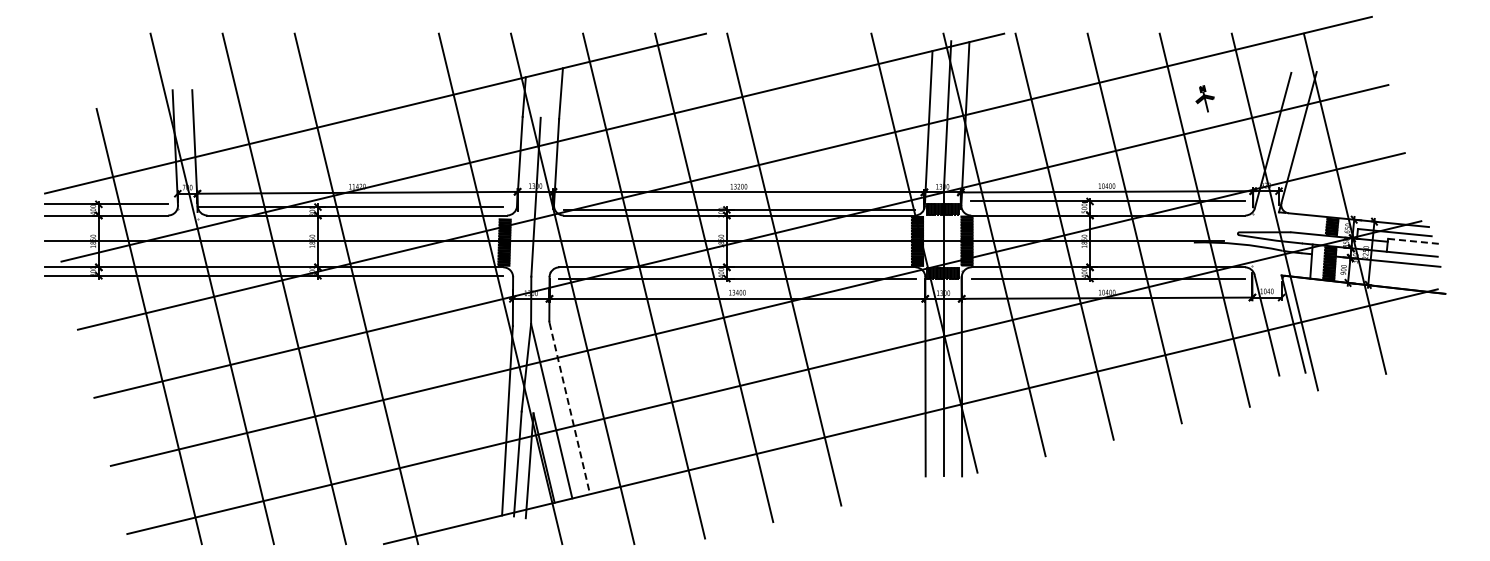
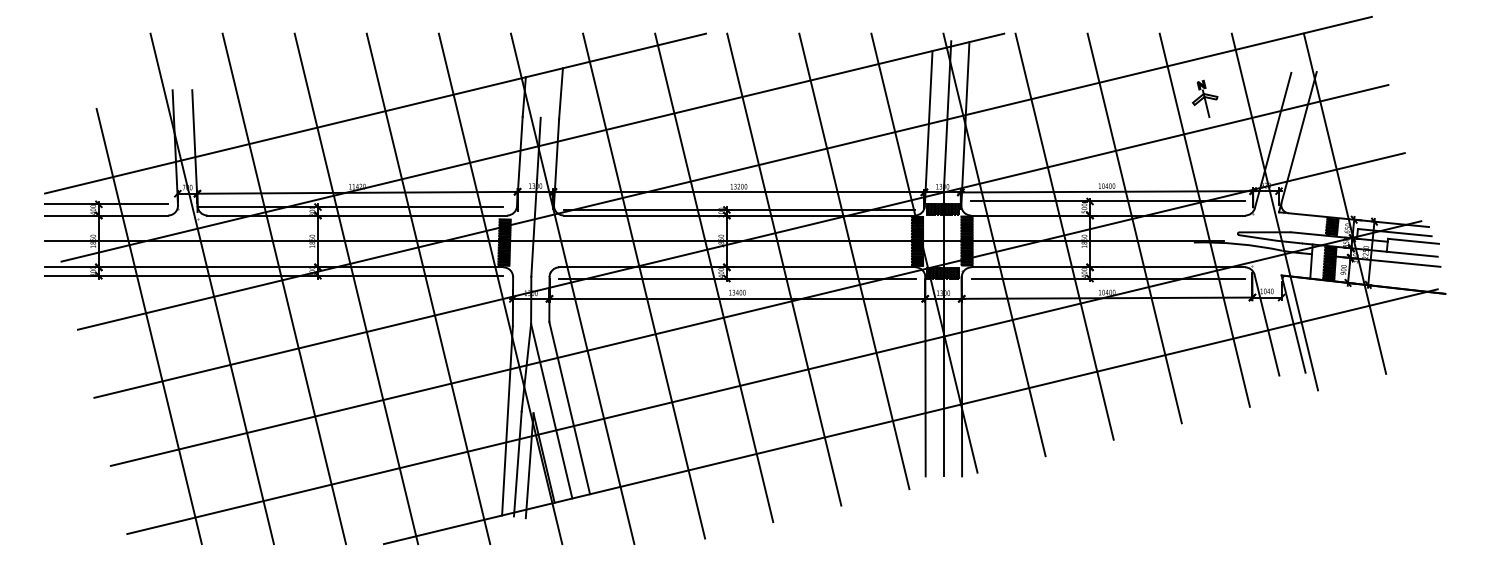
part size: 20x28 px -> 28x39 px (1204, 98)
line: dashed -> solid (1413, 241)
line: none -> present (854, 261)
line: none -> present (428, 288)
line: dashed -> solid (569, 408)
